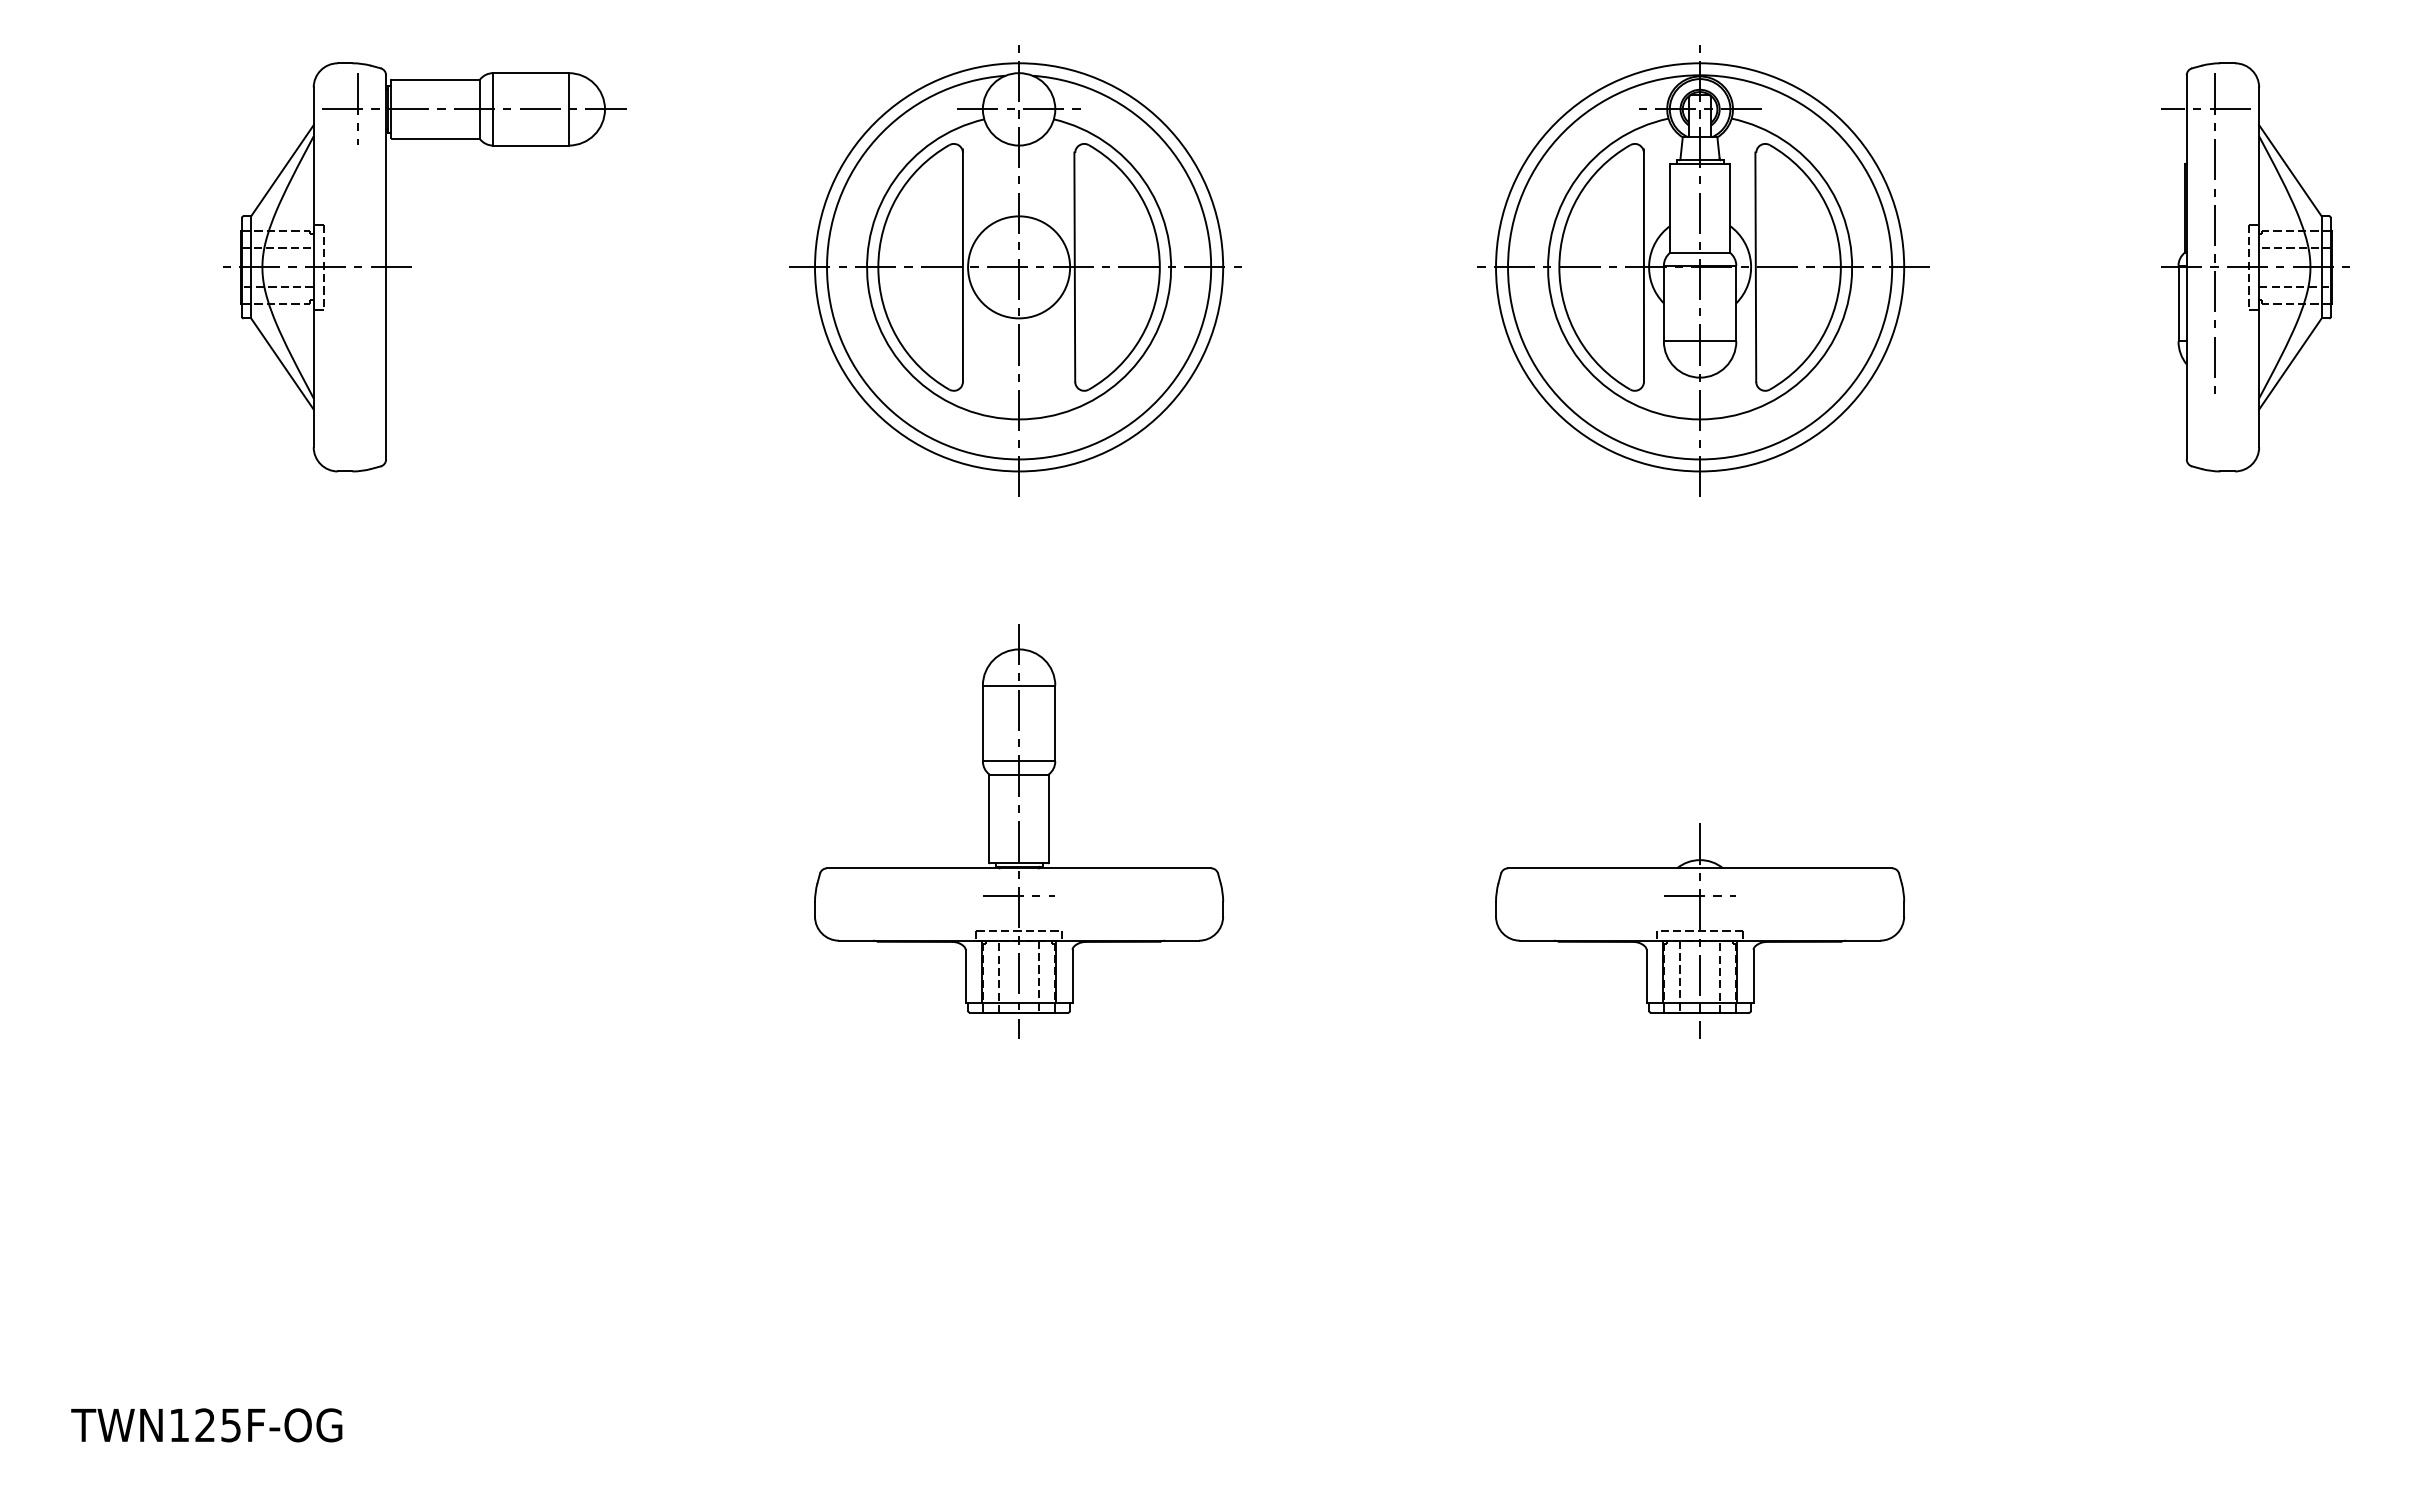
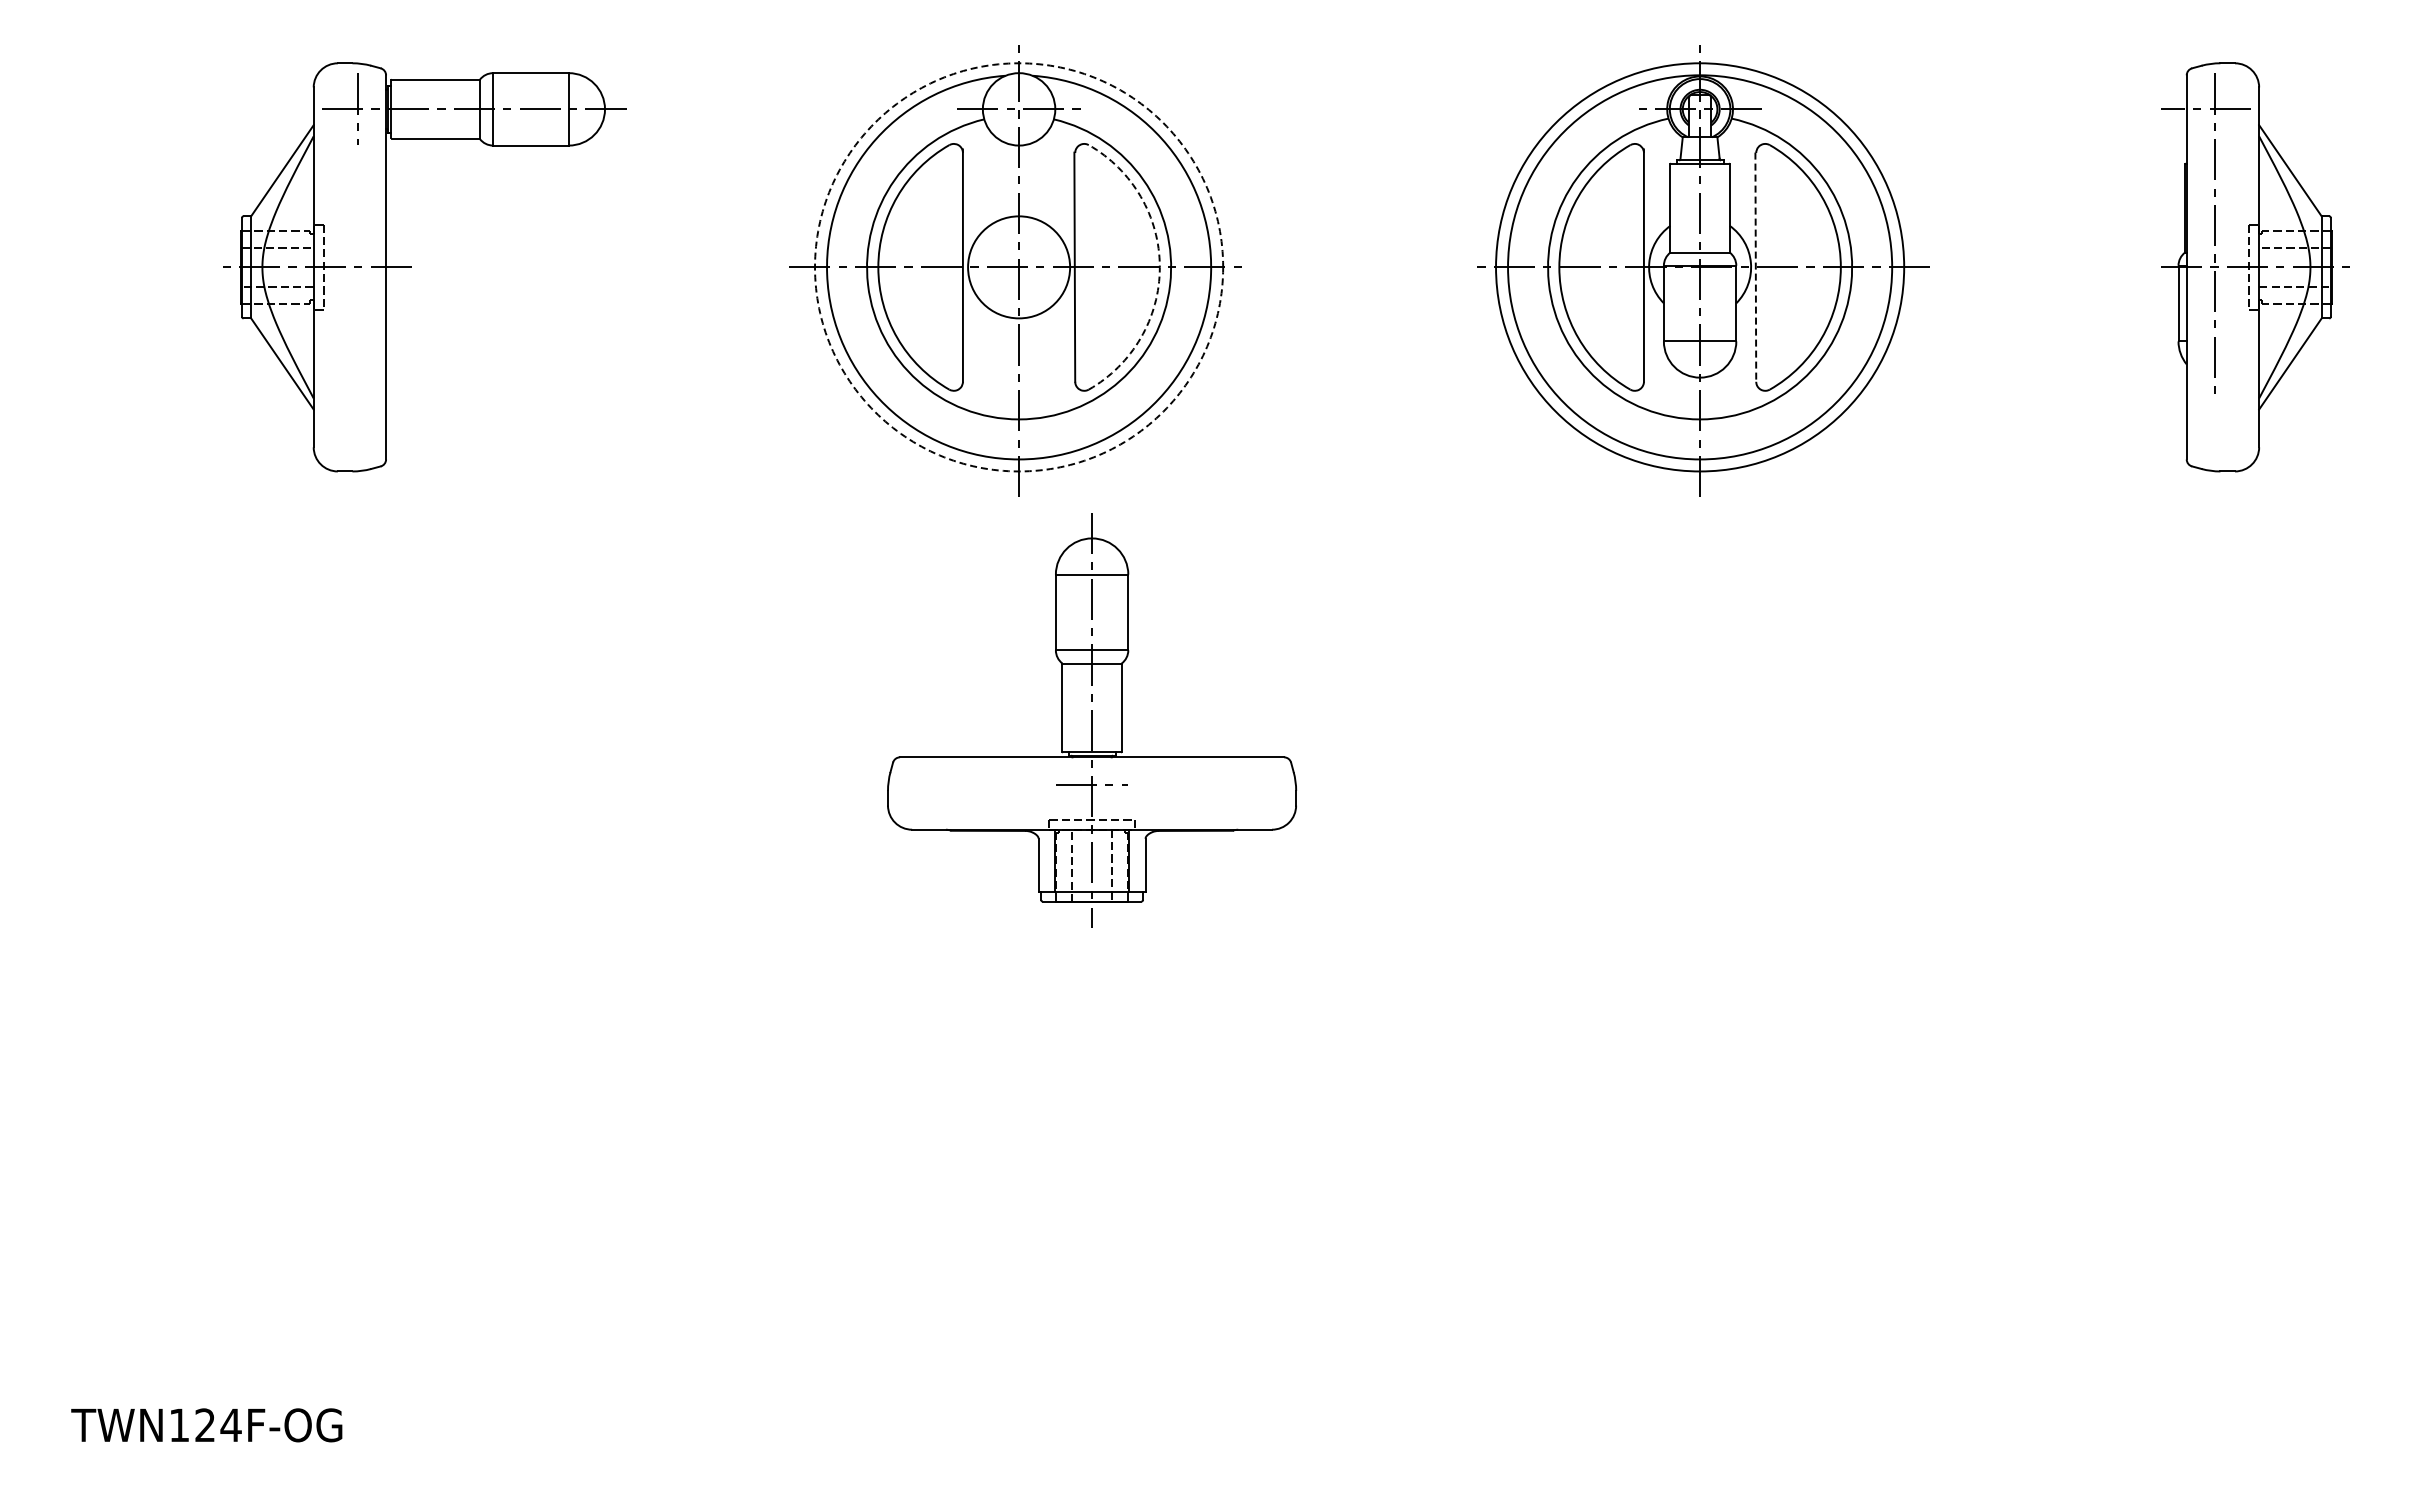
circle: solid -> dashed (1019, 267)
arc: solid -> dashed (1159, 267)
line: solid -> dashed (1755, 267)
part position: (1019, 831) -> (1092, 720) (1092, 720)
part: present -> none (1700, 930)
text: TWN125F-OG -> TWN124F-OG (230, 1425)
